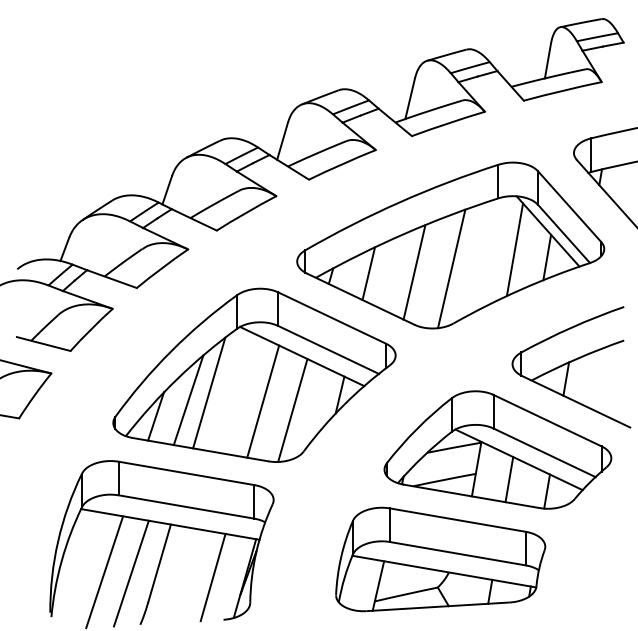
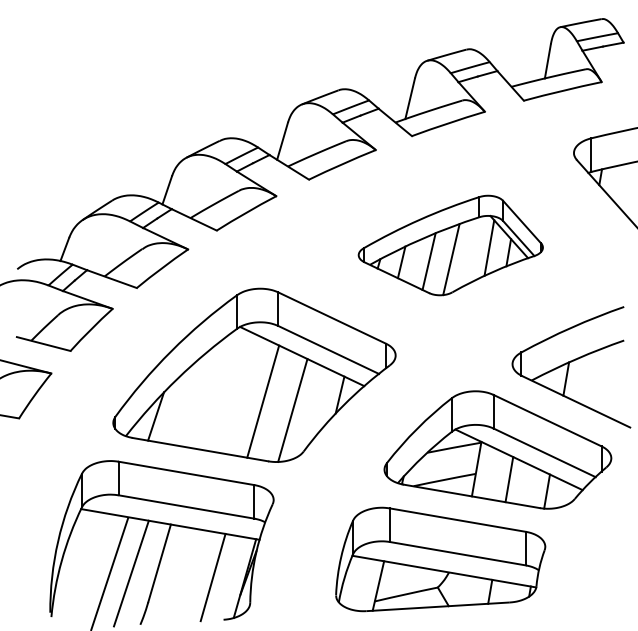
part size: 310x169 px -> 187x103 px (450, 245)
line: present -> none (209, 392)
line: present -> none (188, 400)
line position: (104, 571) -> (110, 572) (110, 572)
